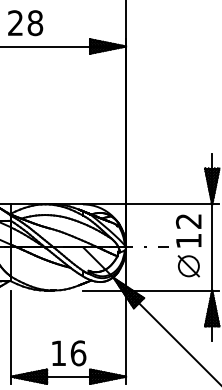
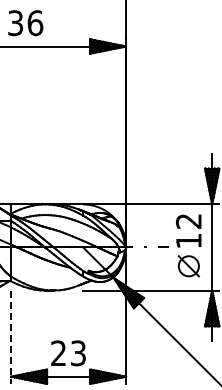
text: 28 -> 36 (25, 23)
line: solid -> dashed (11, 337)
text: 16 -> 23 (68, 353)
